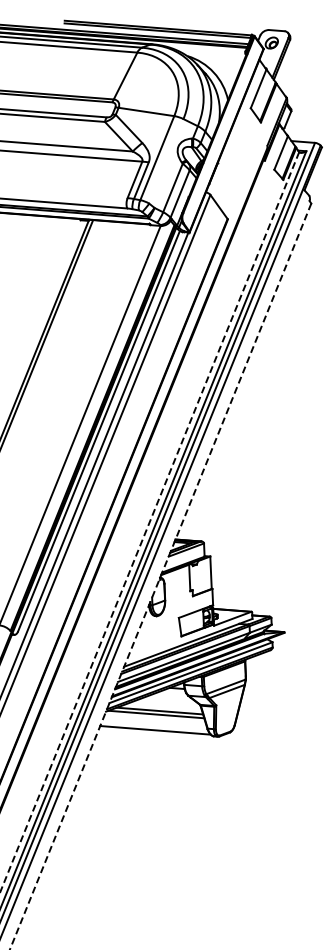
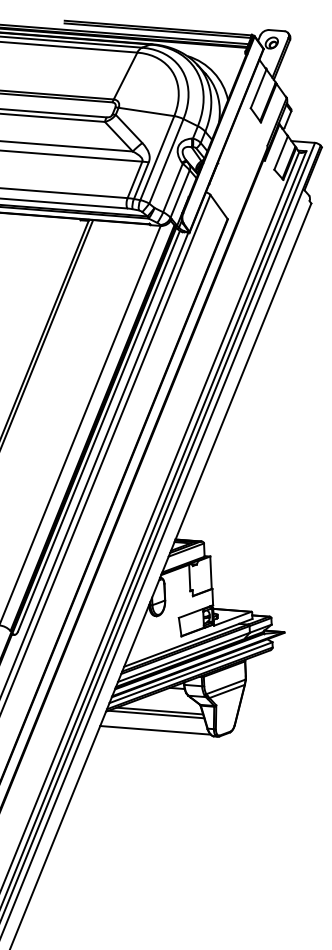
line: none -> present (166, 161)
line: none -> present (64, 193)
line: dashed -> solid (149, 522)
line: dashed -> solid (160, 577)
